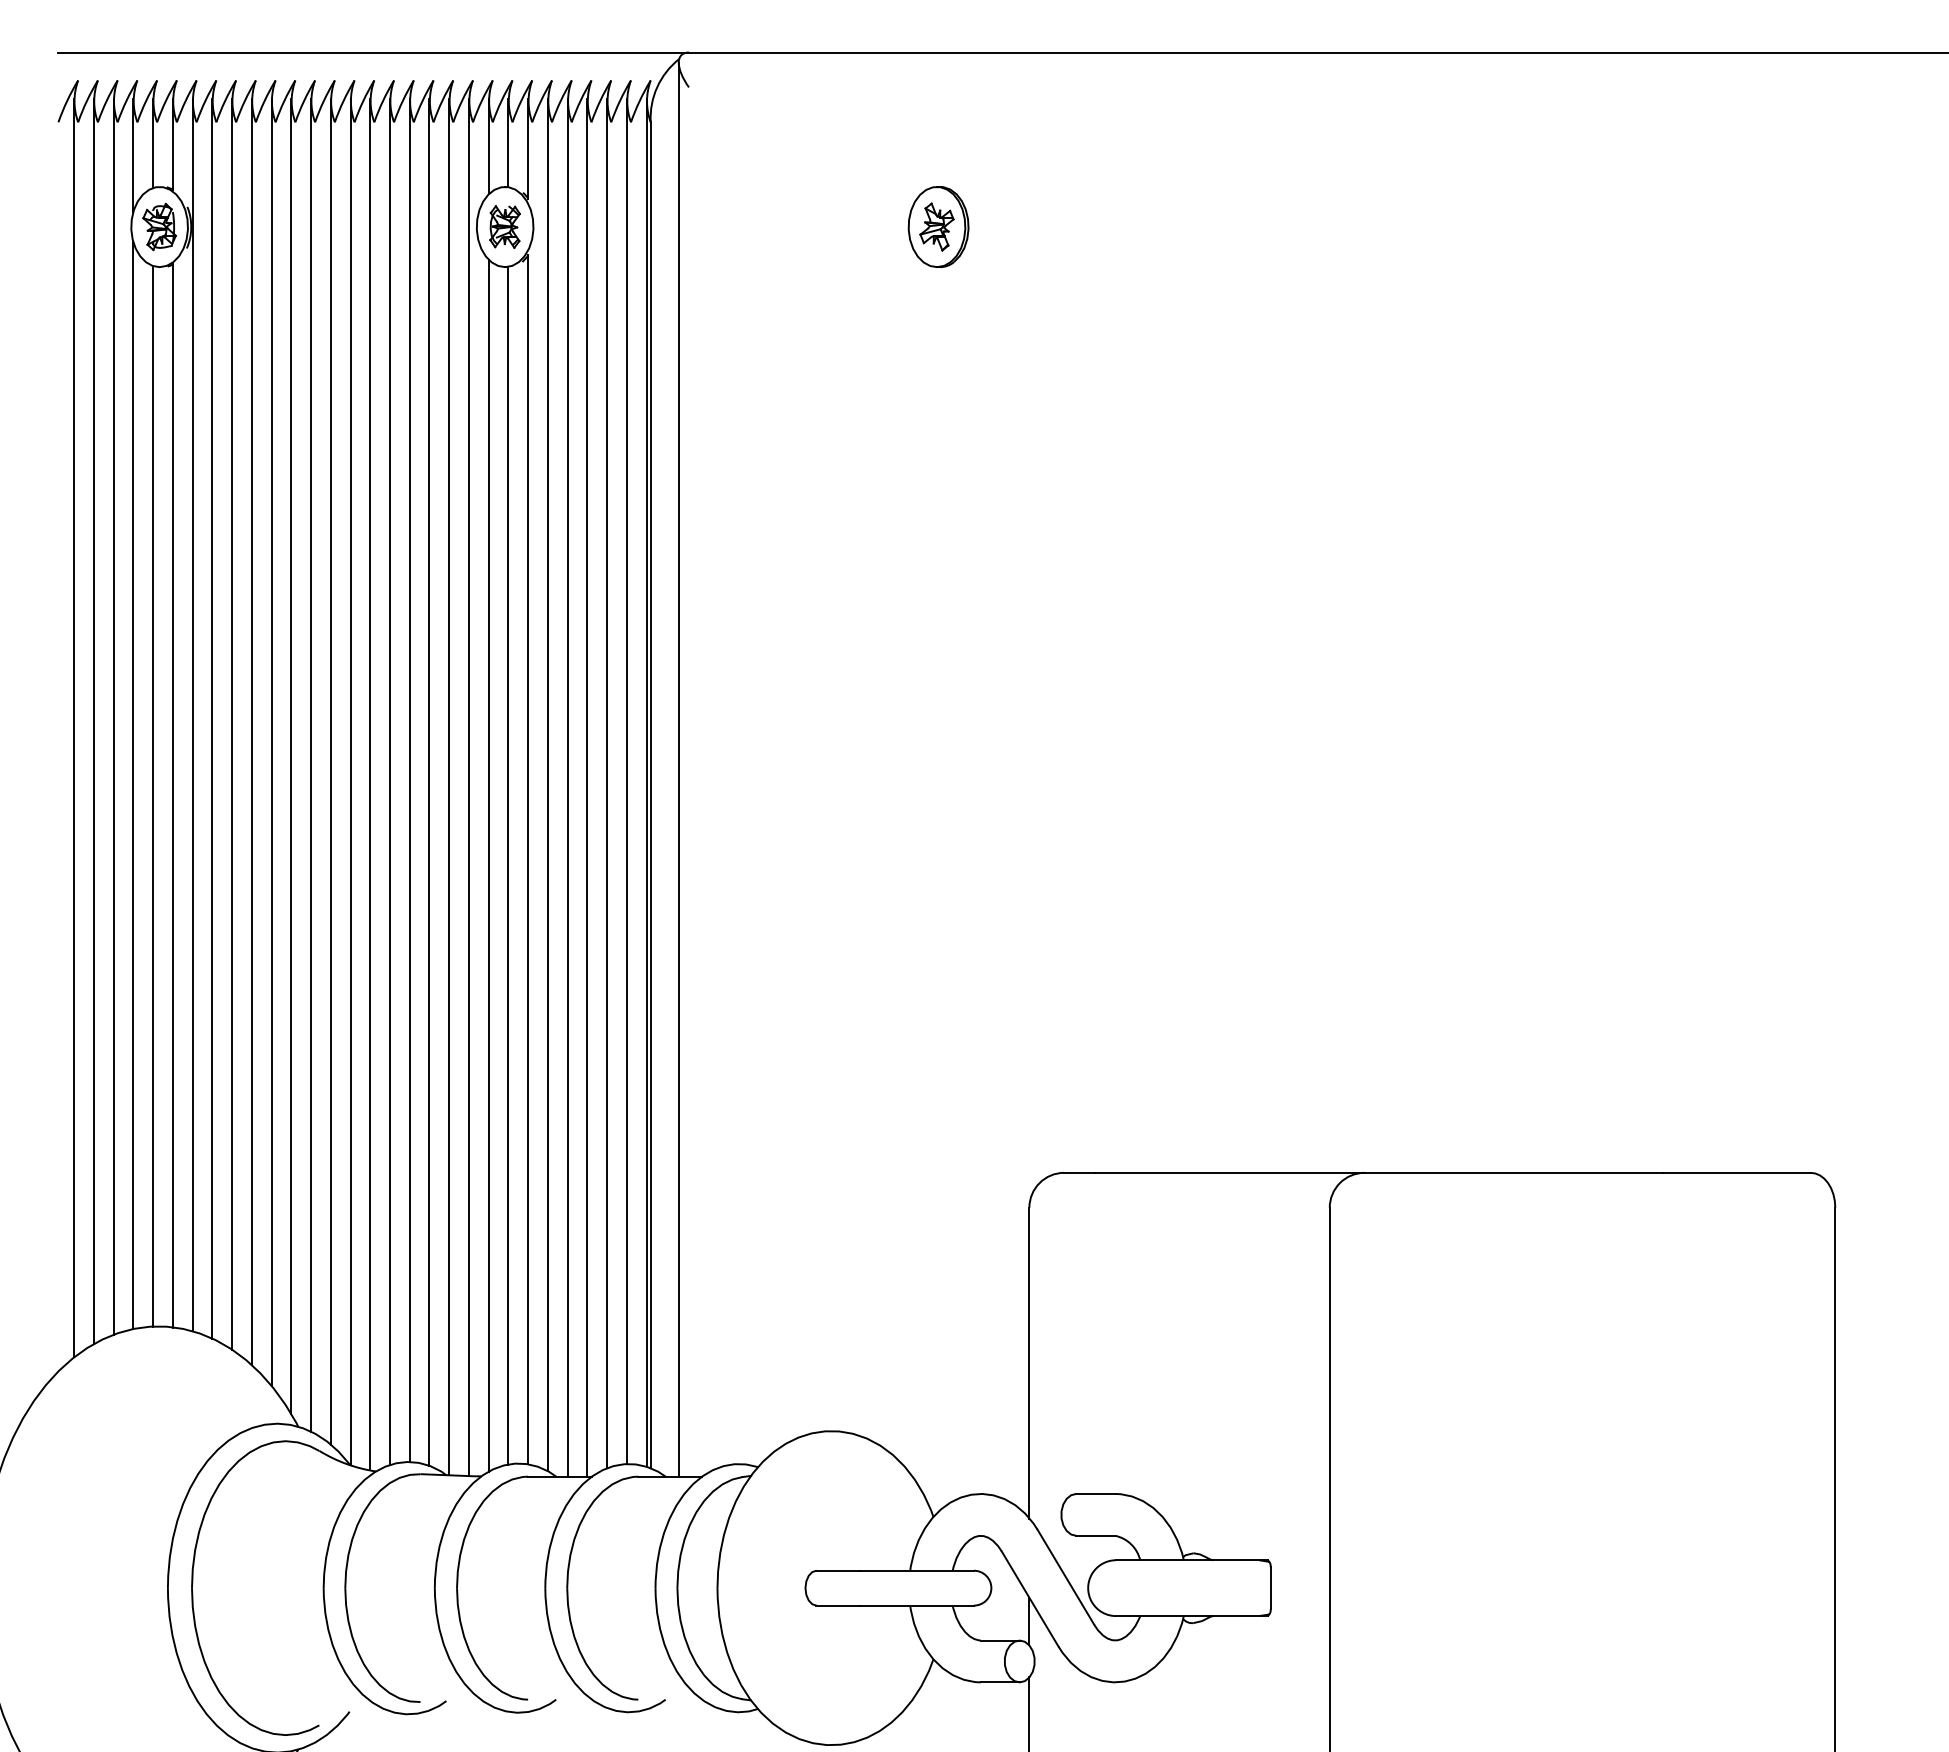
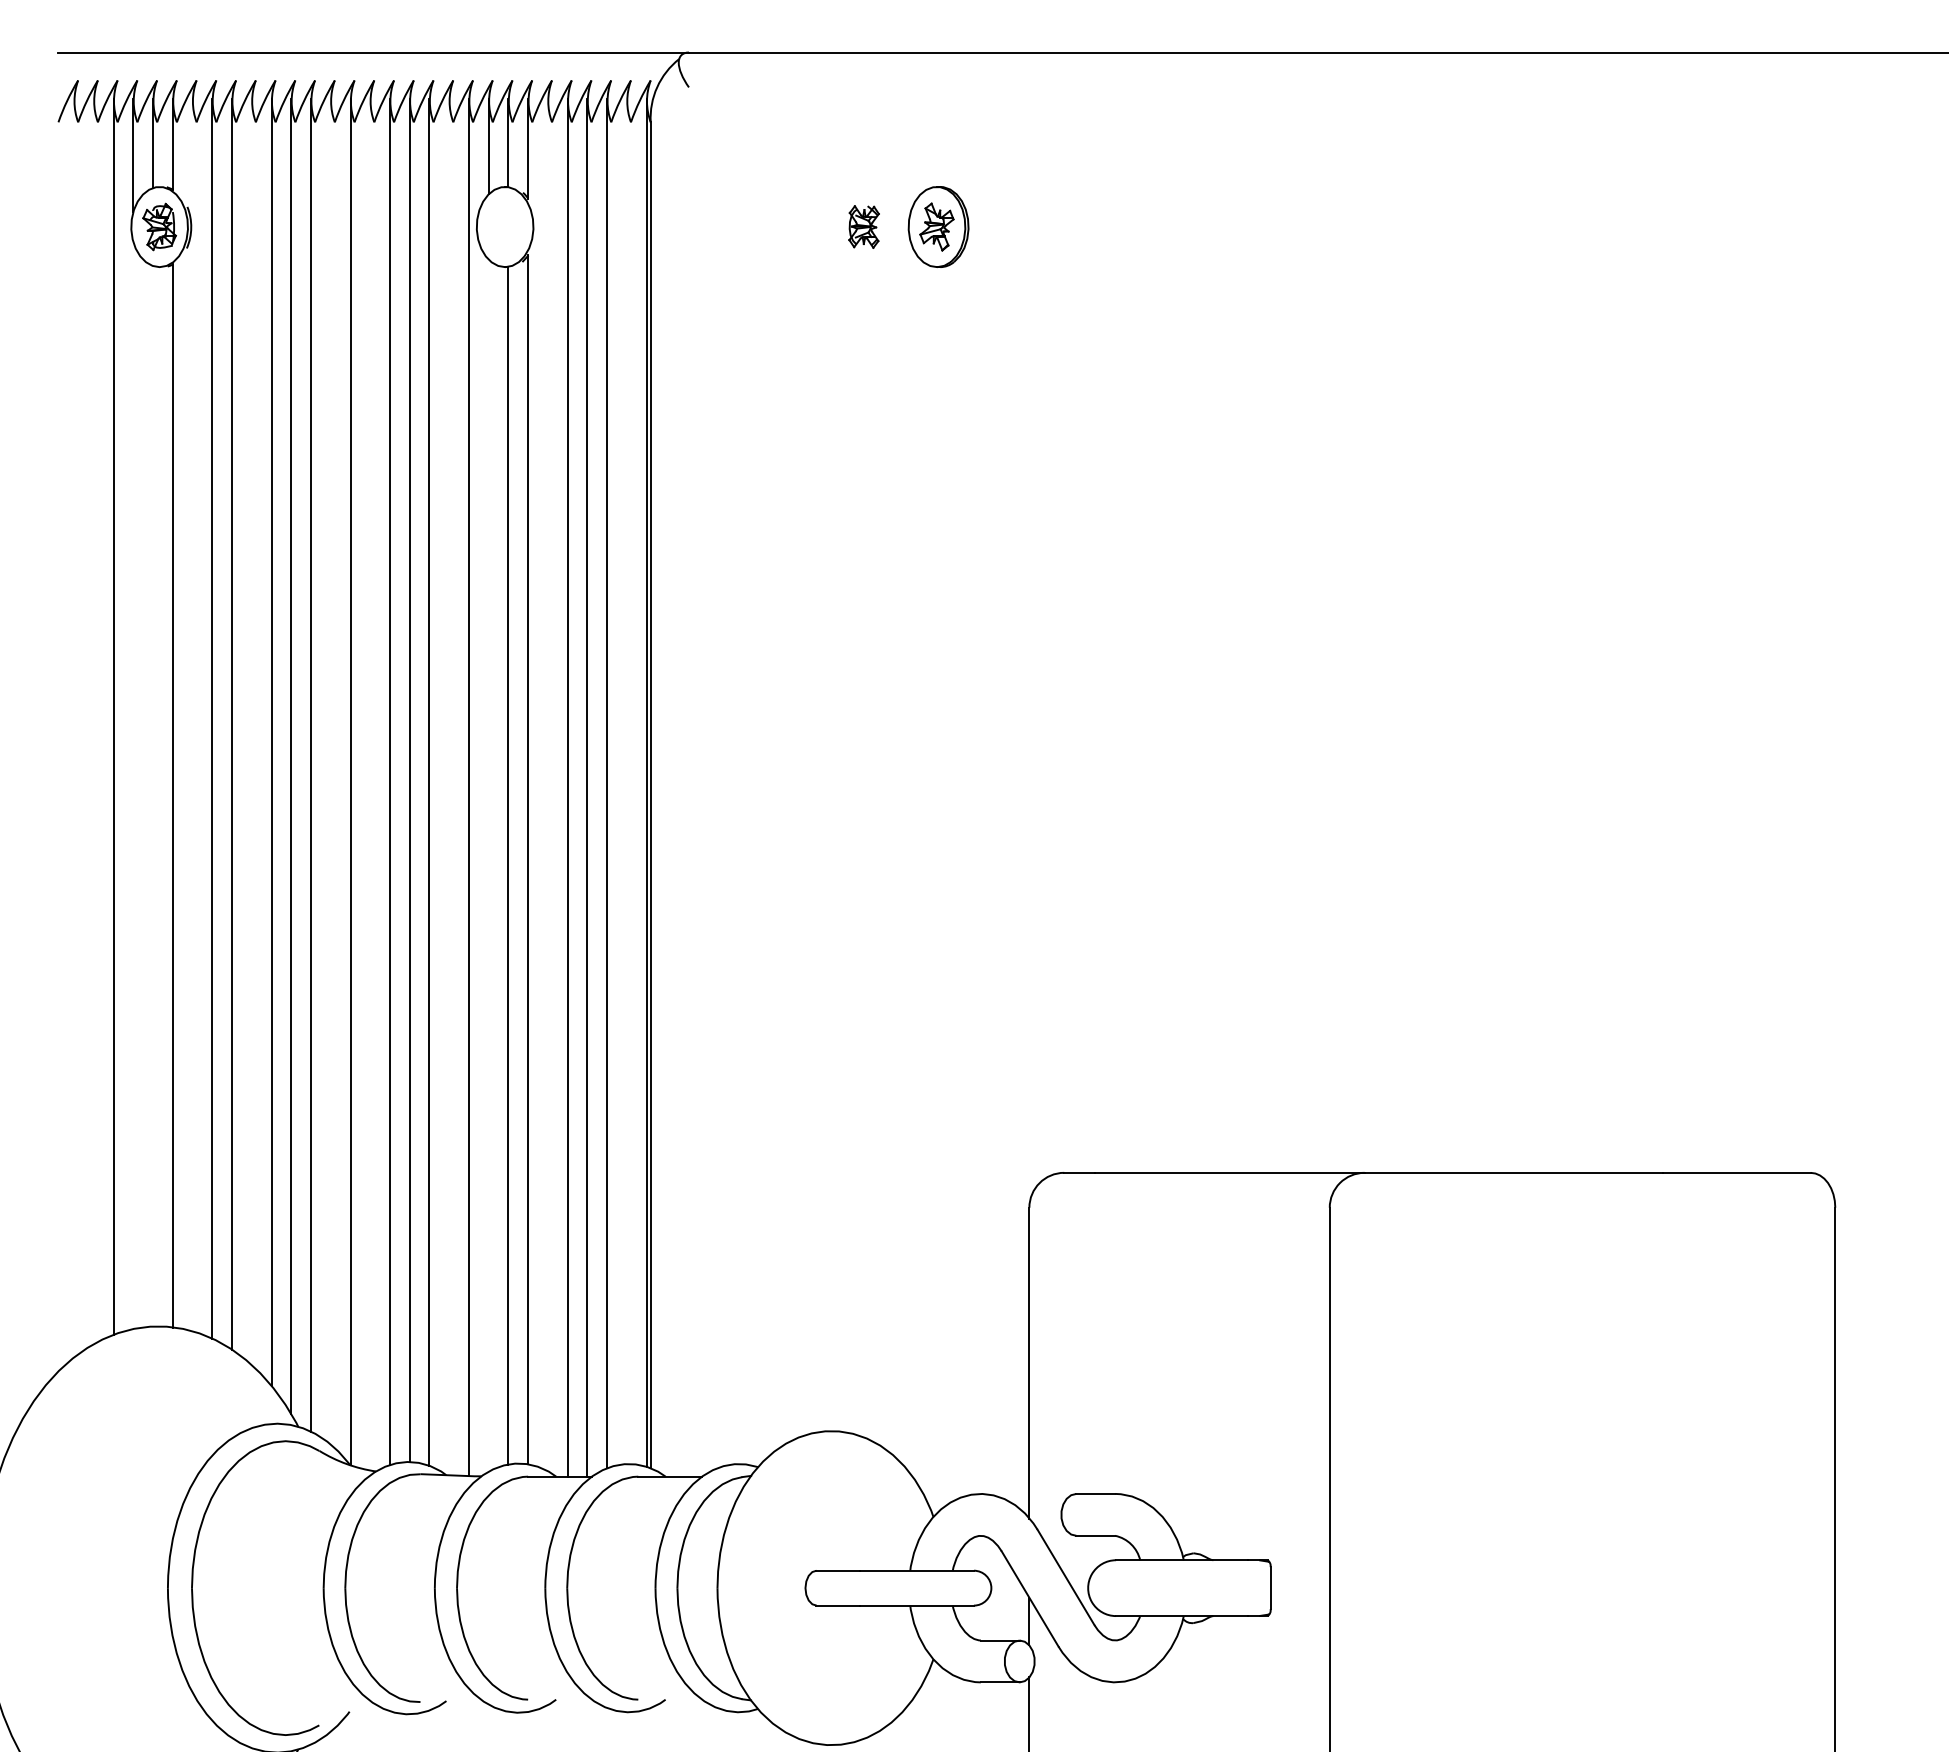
part position: (504, 226) -> (863, 226) (863, 226)
line: present -> none (192, 715)
line: present -> none (93, 721)
line: present -> none (74, 728)
line: present -> none (251, 732)
line: present -> none (678, 769)
line: present -> none (330, 771)
line: present -> none (626, 781)
line: present -> none (370, 784)
line: present -> none (133, 785)
line: present -> none (547, 785)
line: present -> none (449, 787)
line: present -> none (153, 796)
line: present -> none (488, 865)
